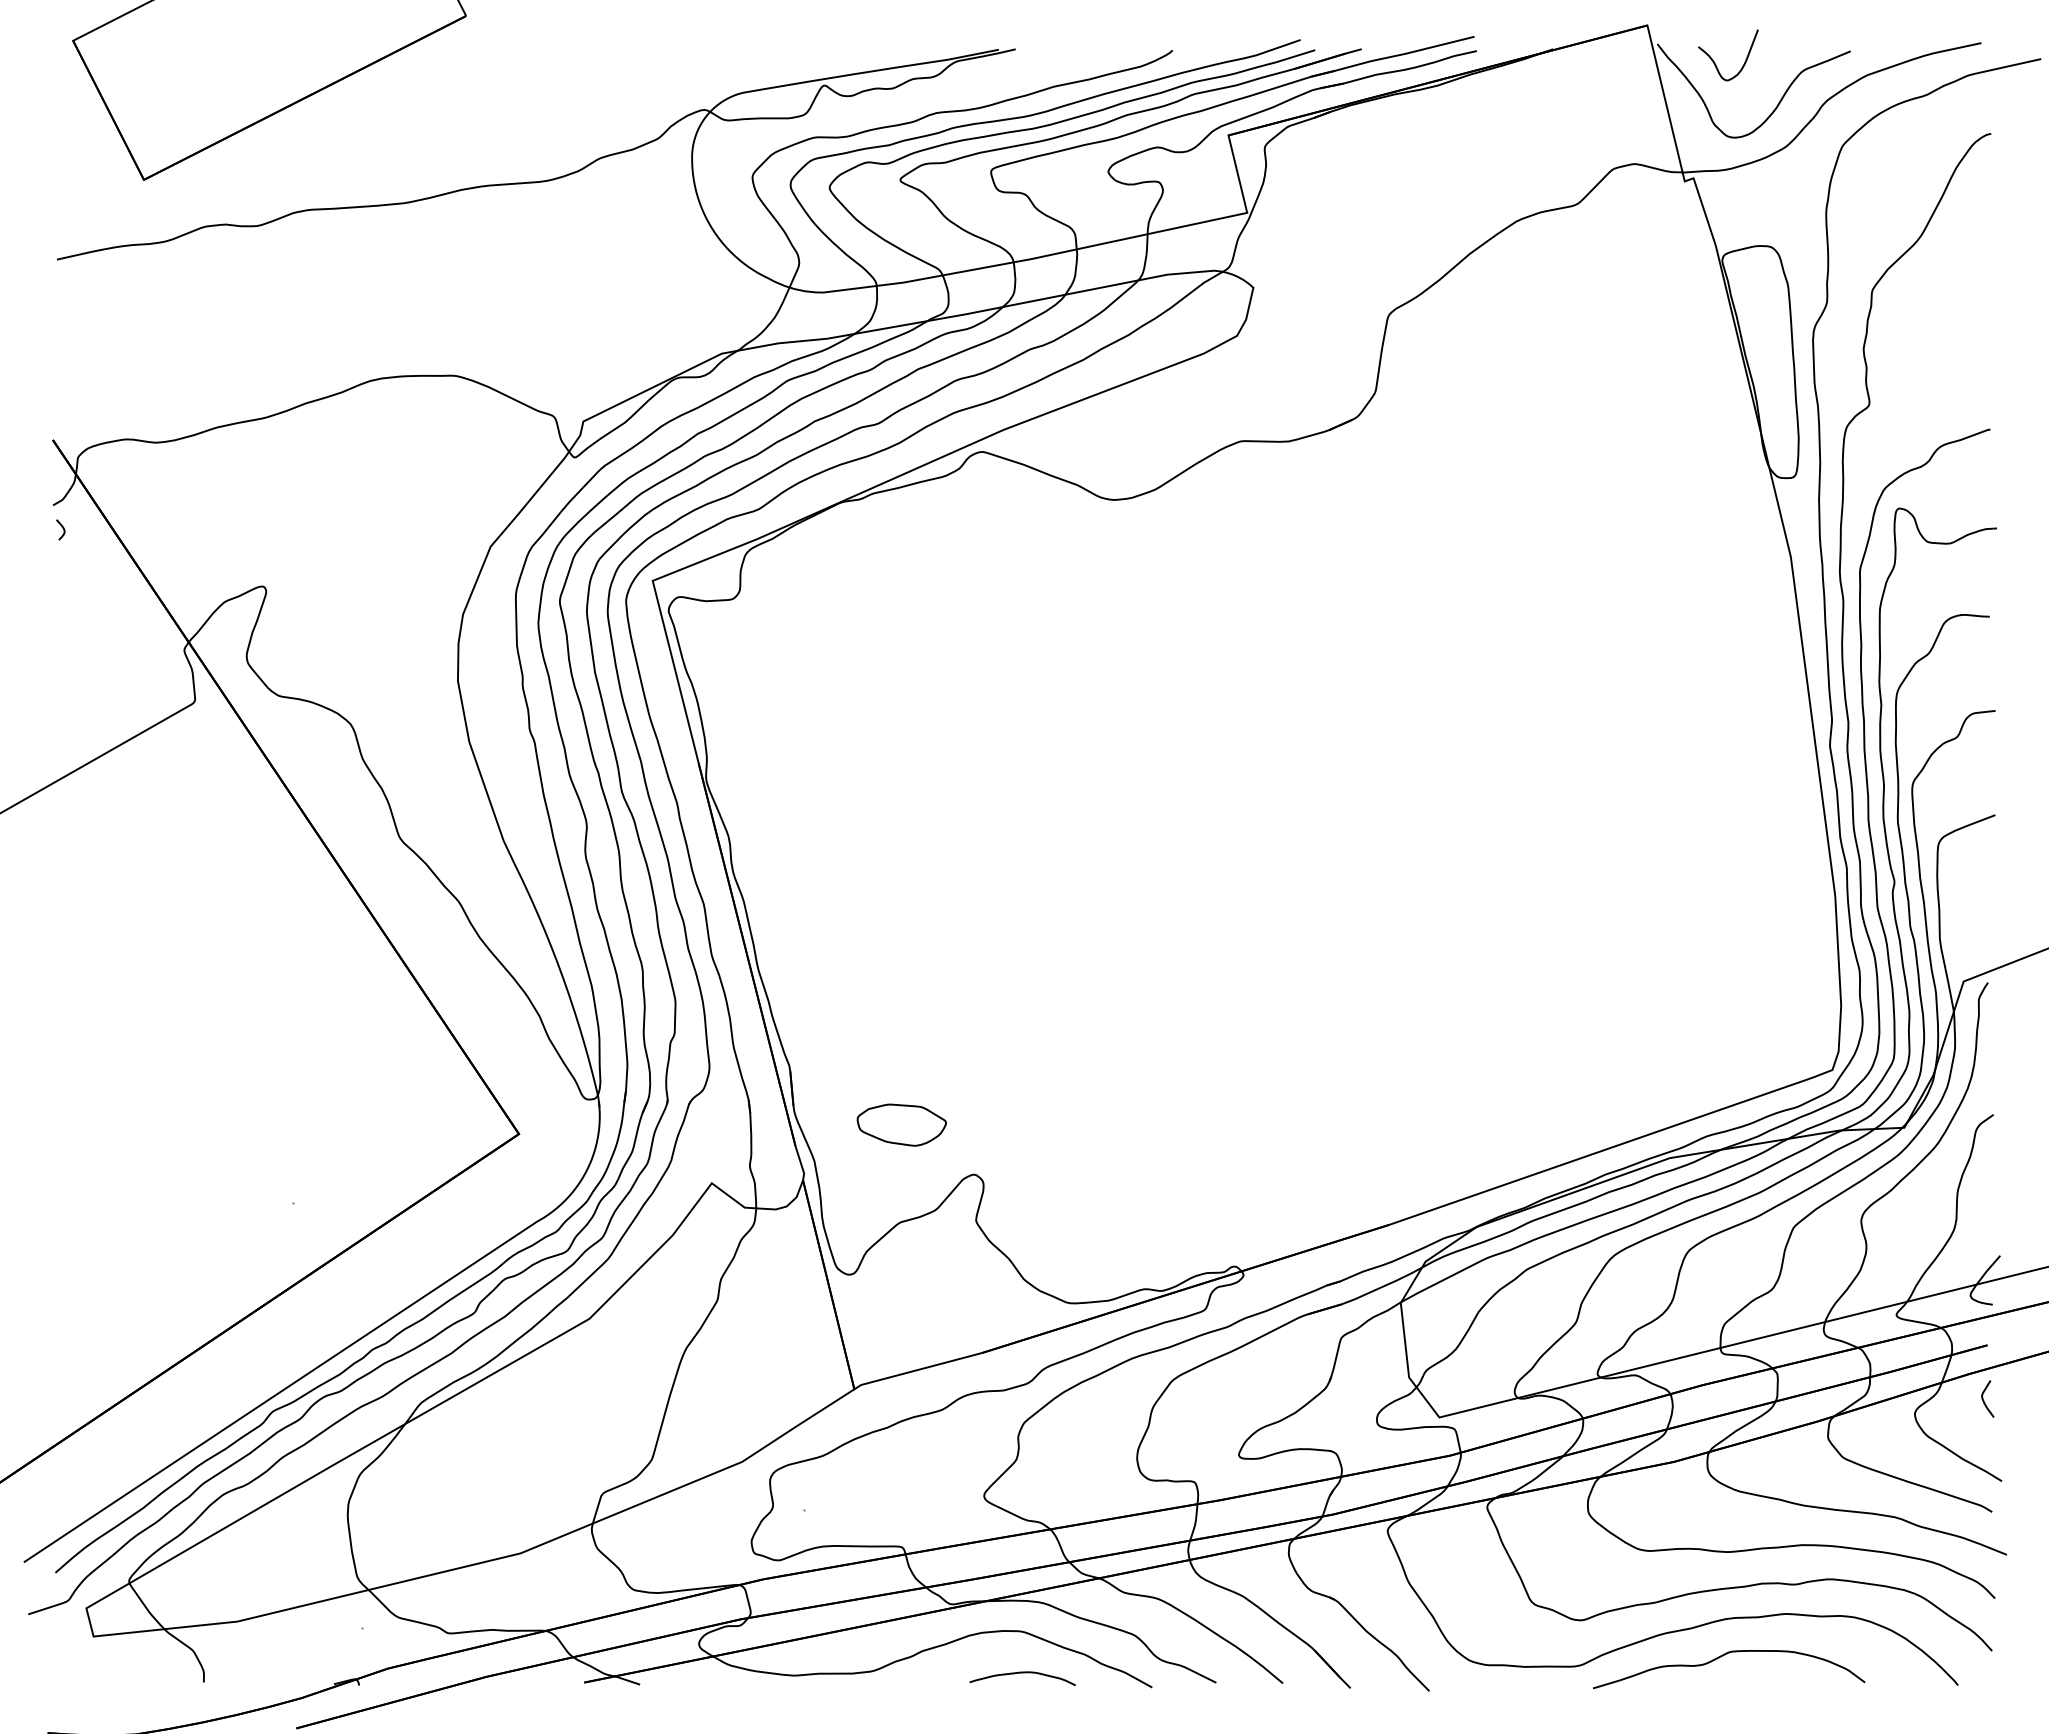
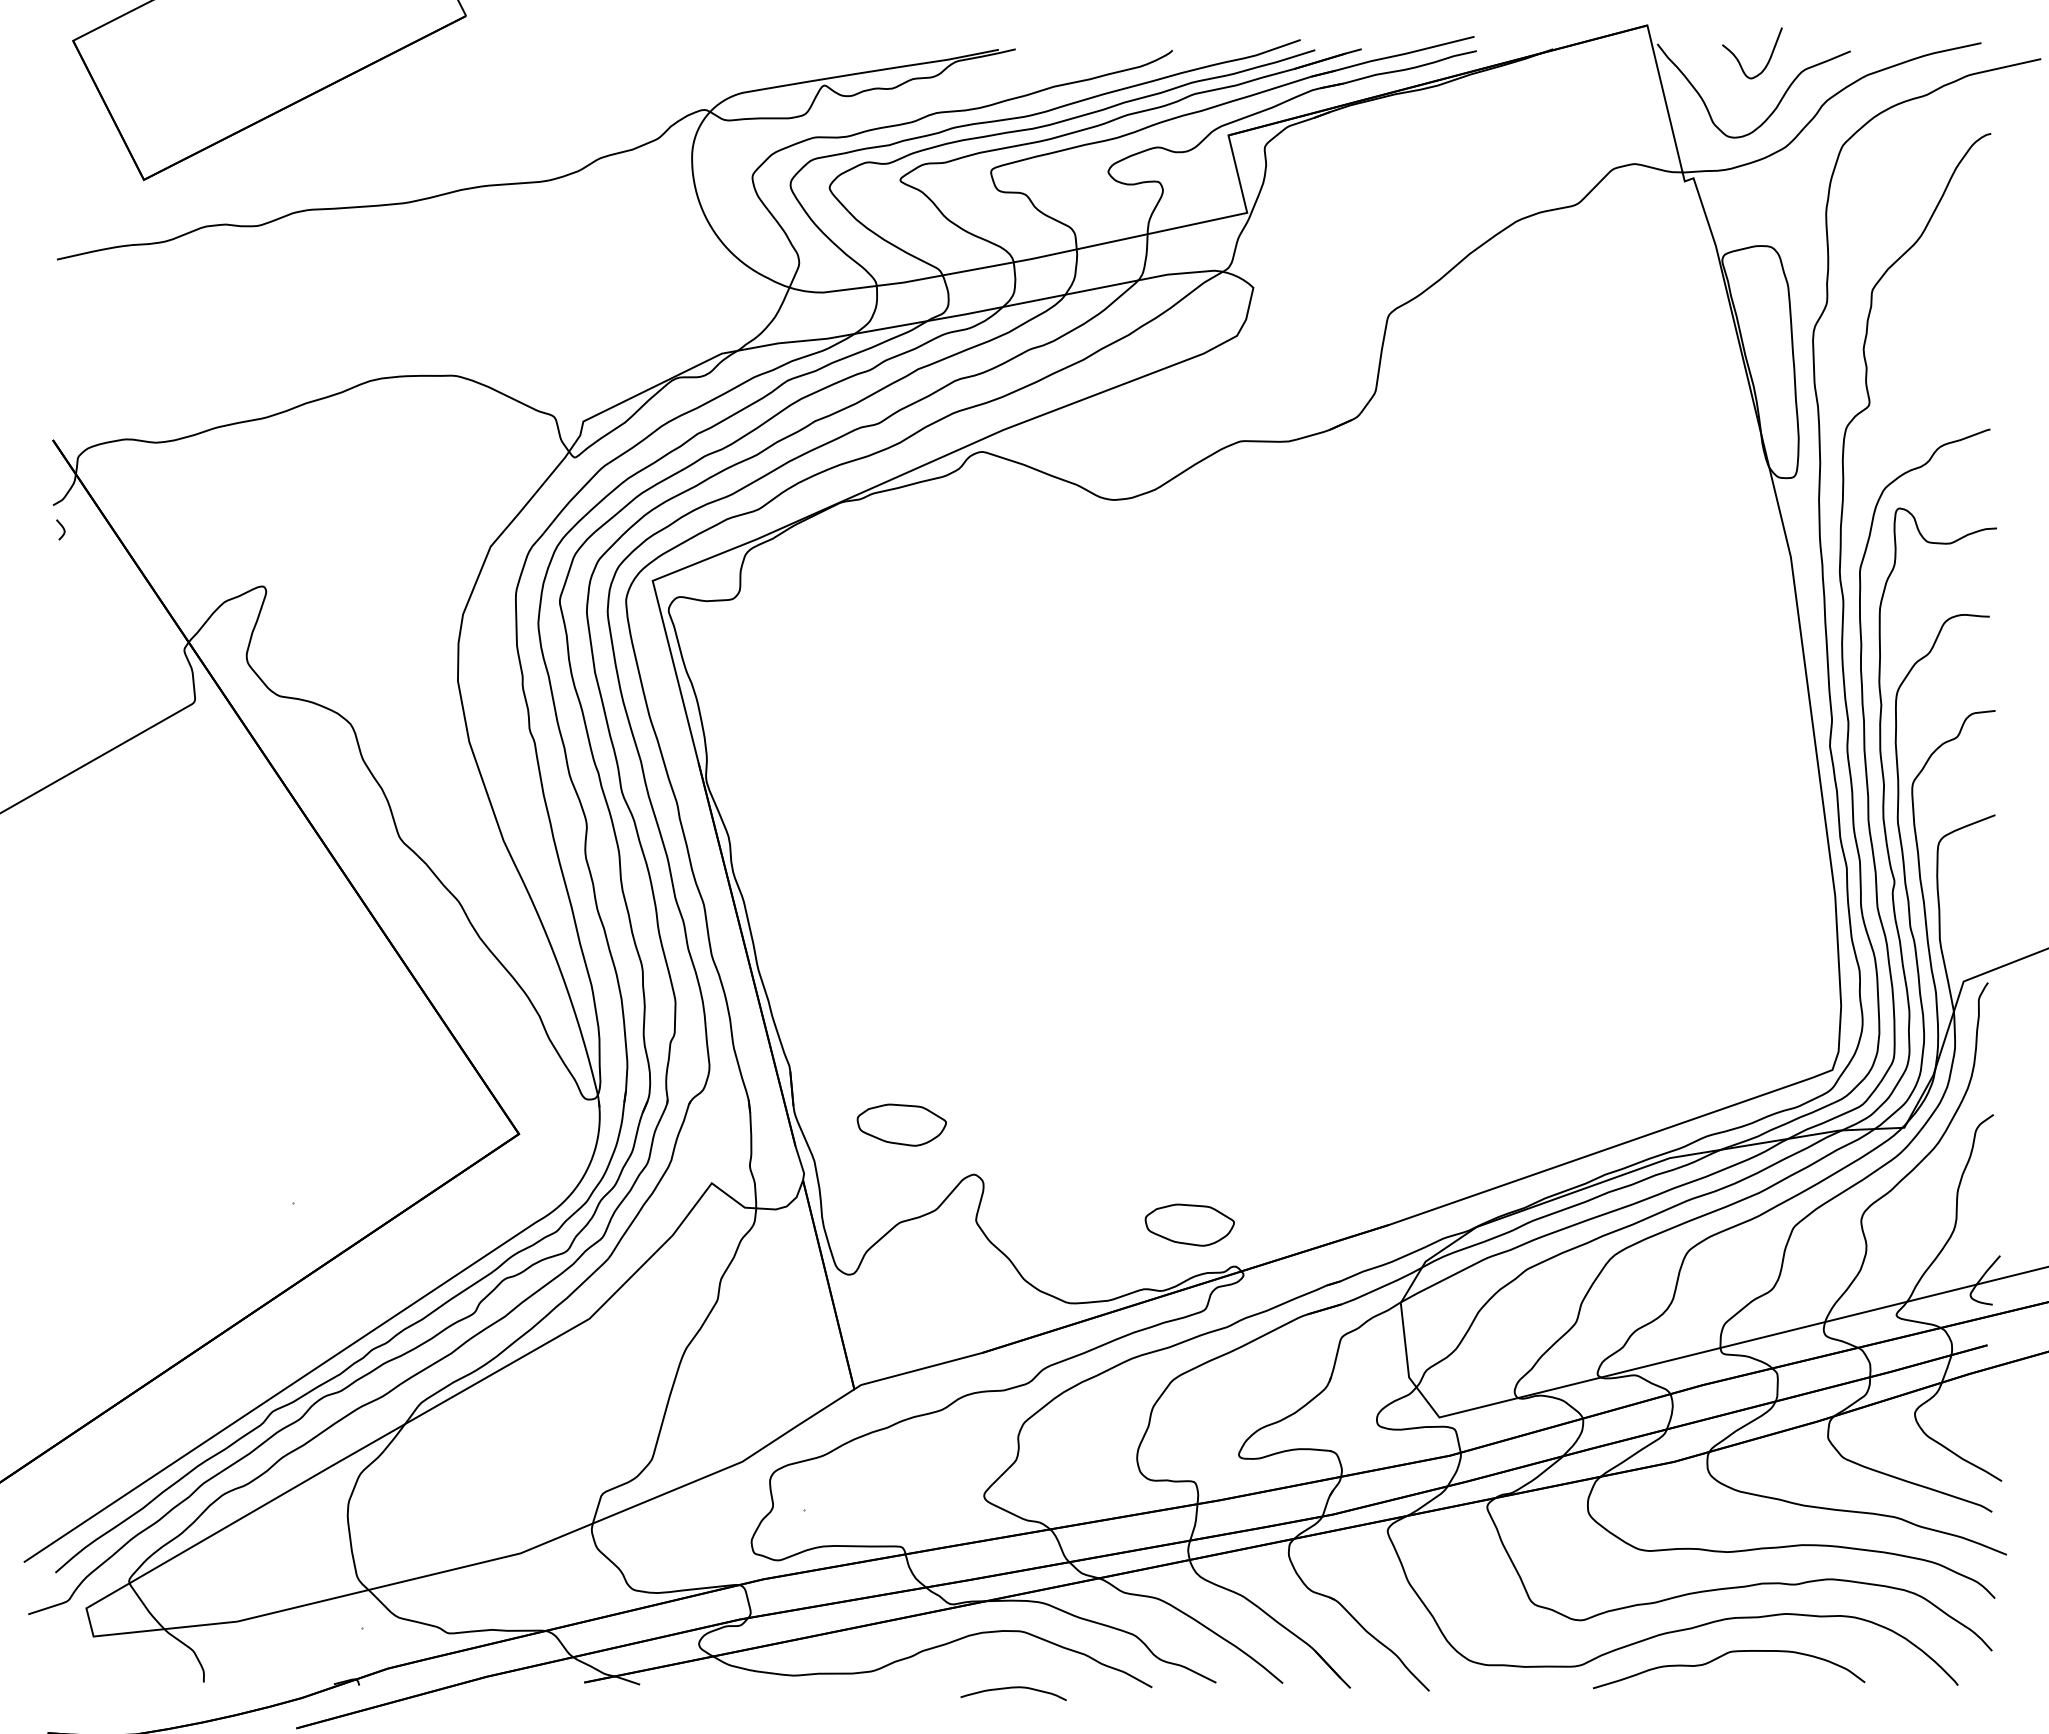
curve position: (1716, 64) -> (1740, 62) (1740, 62)
part: none -> present (1189, 1224)
curve: present -> none (1984, 1400)
curve position: (1022, 1673) -> (1013, 1688) (1013, 1688)
